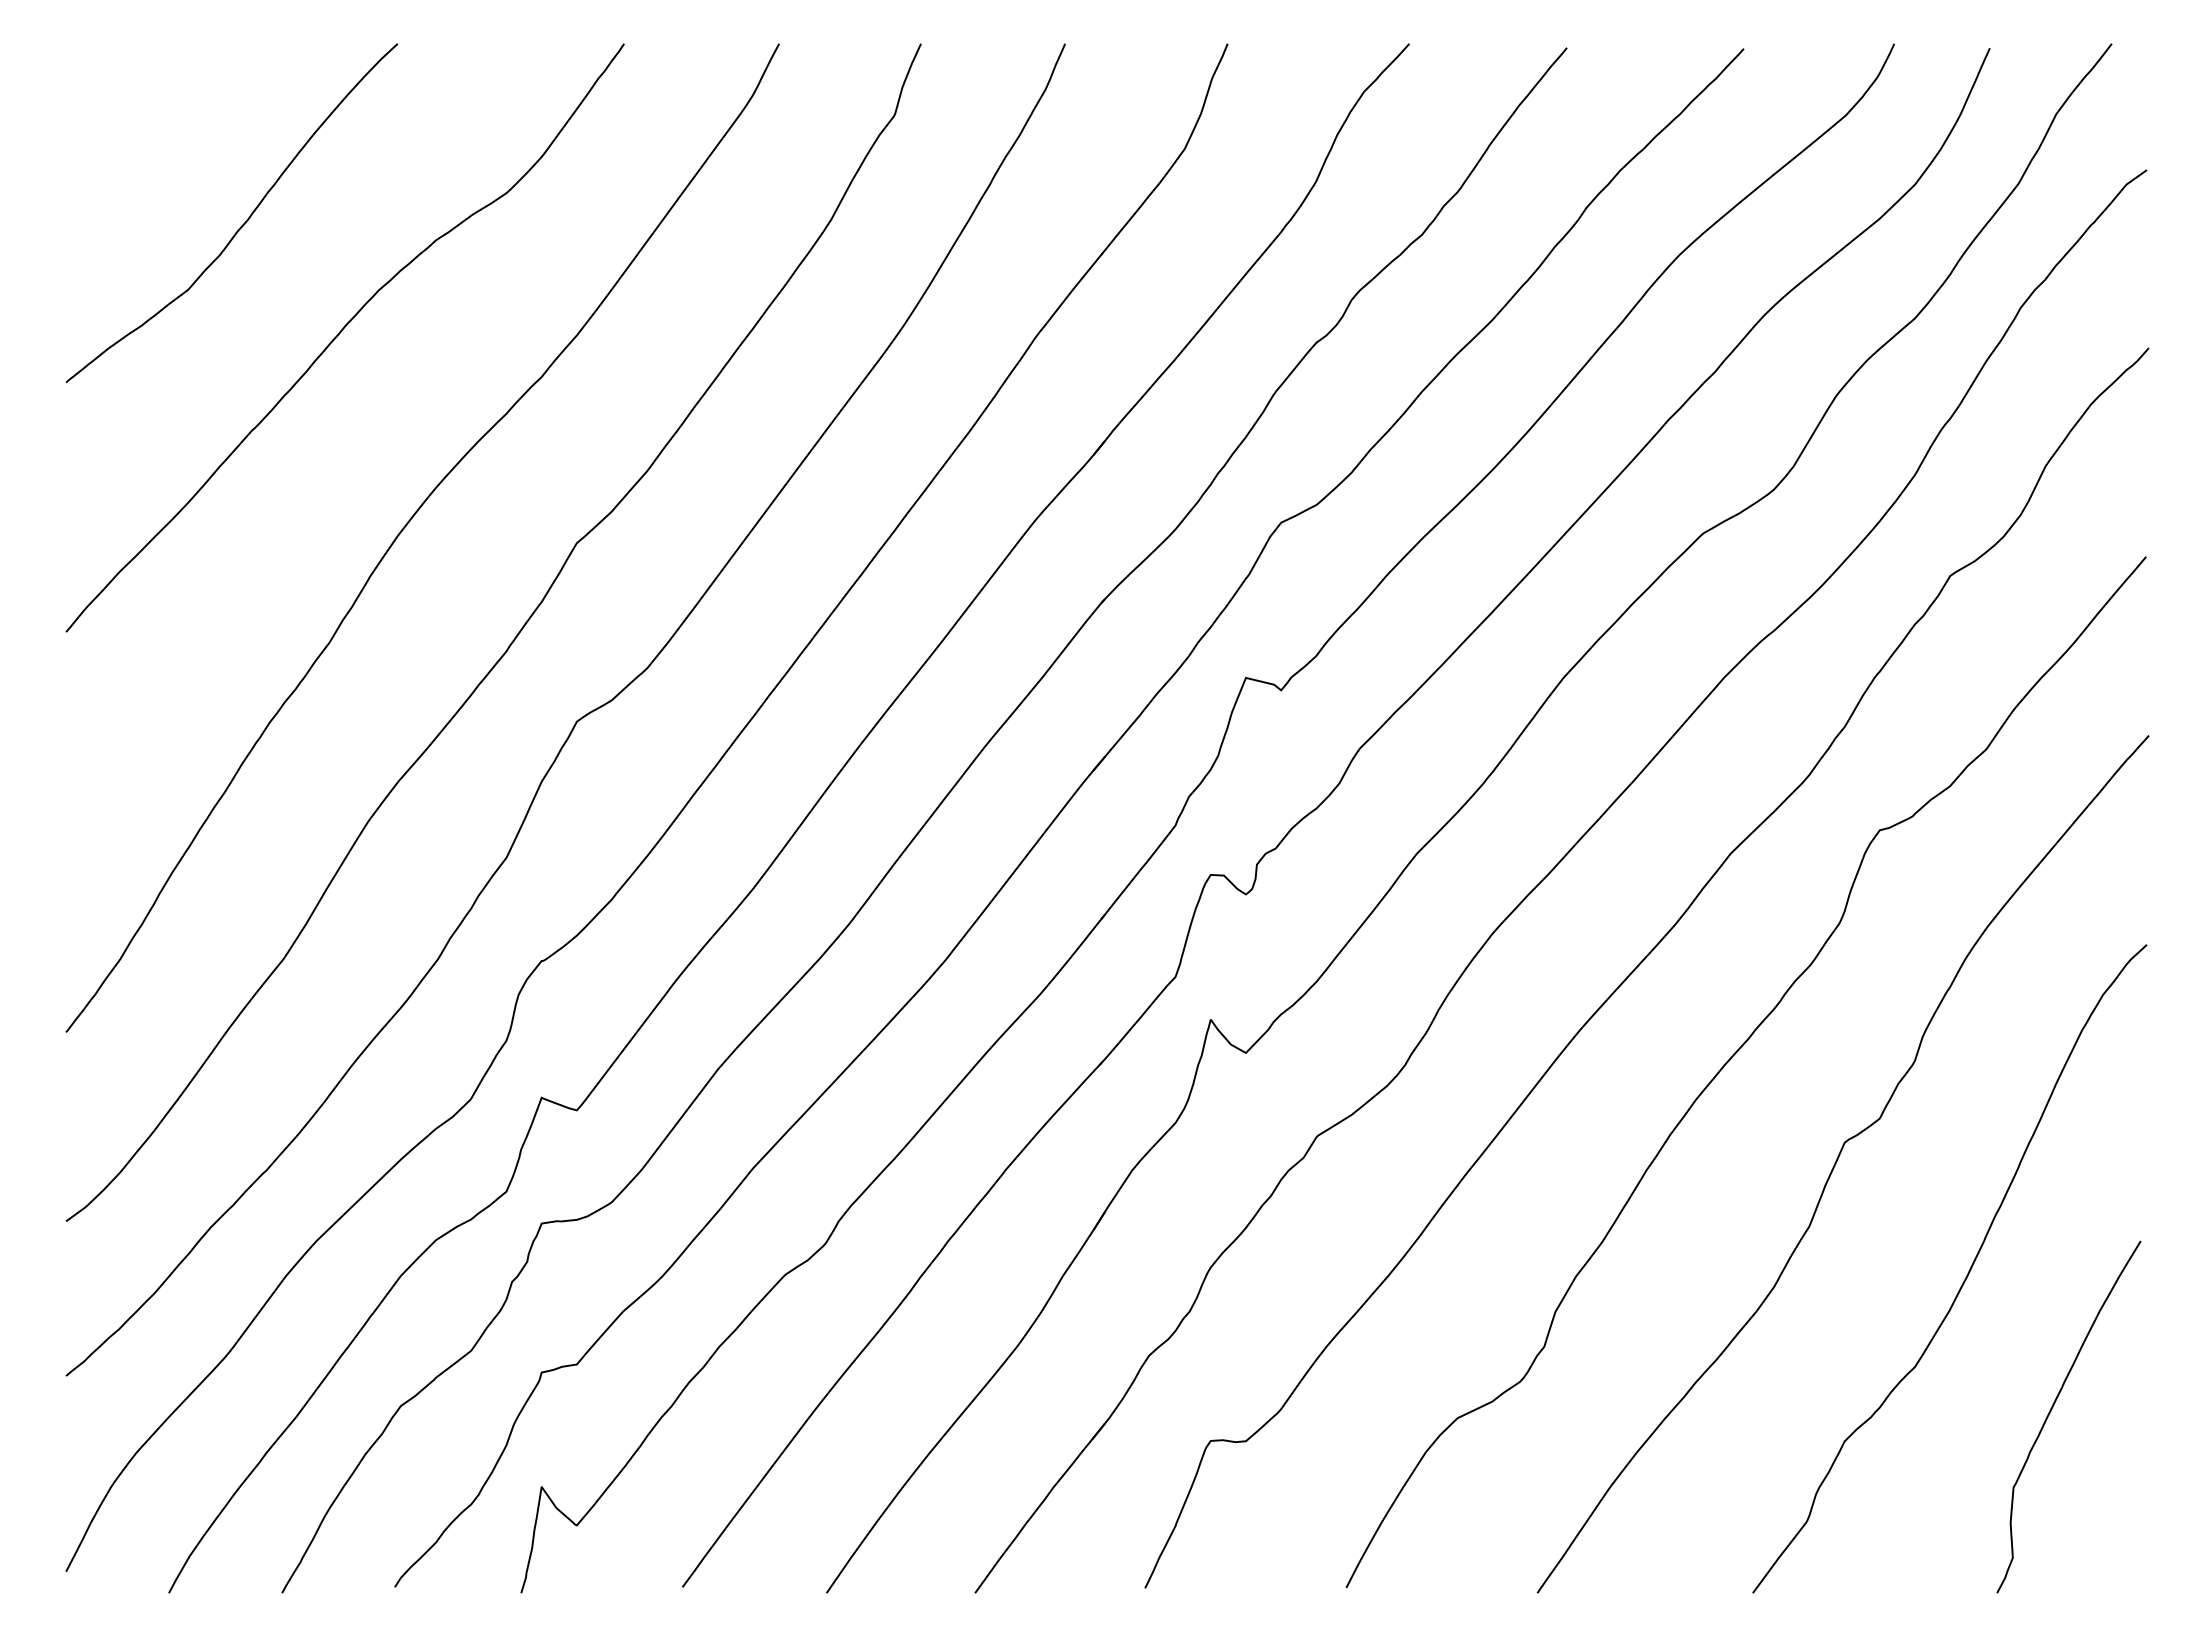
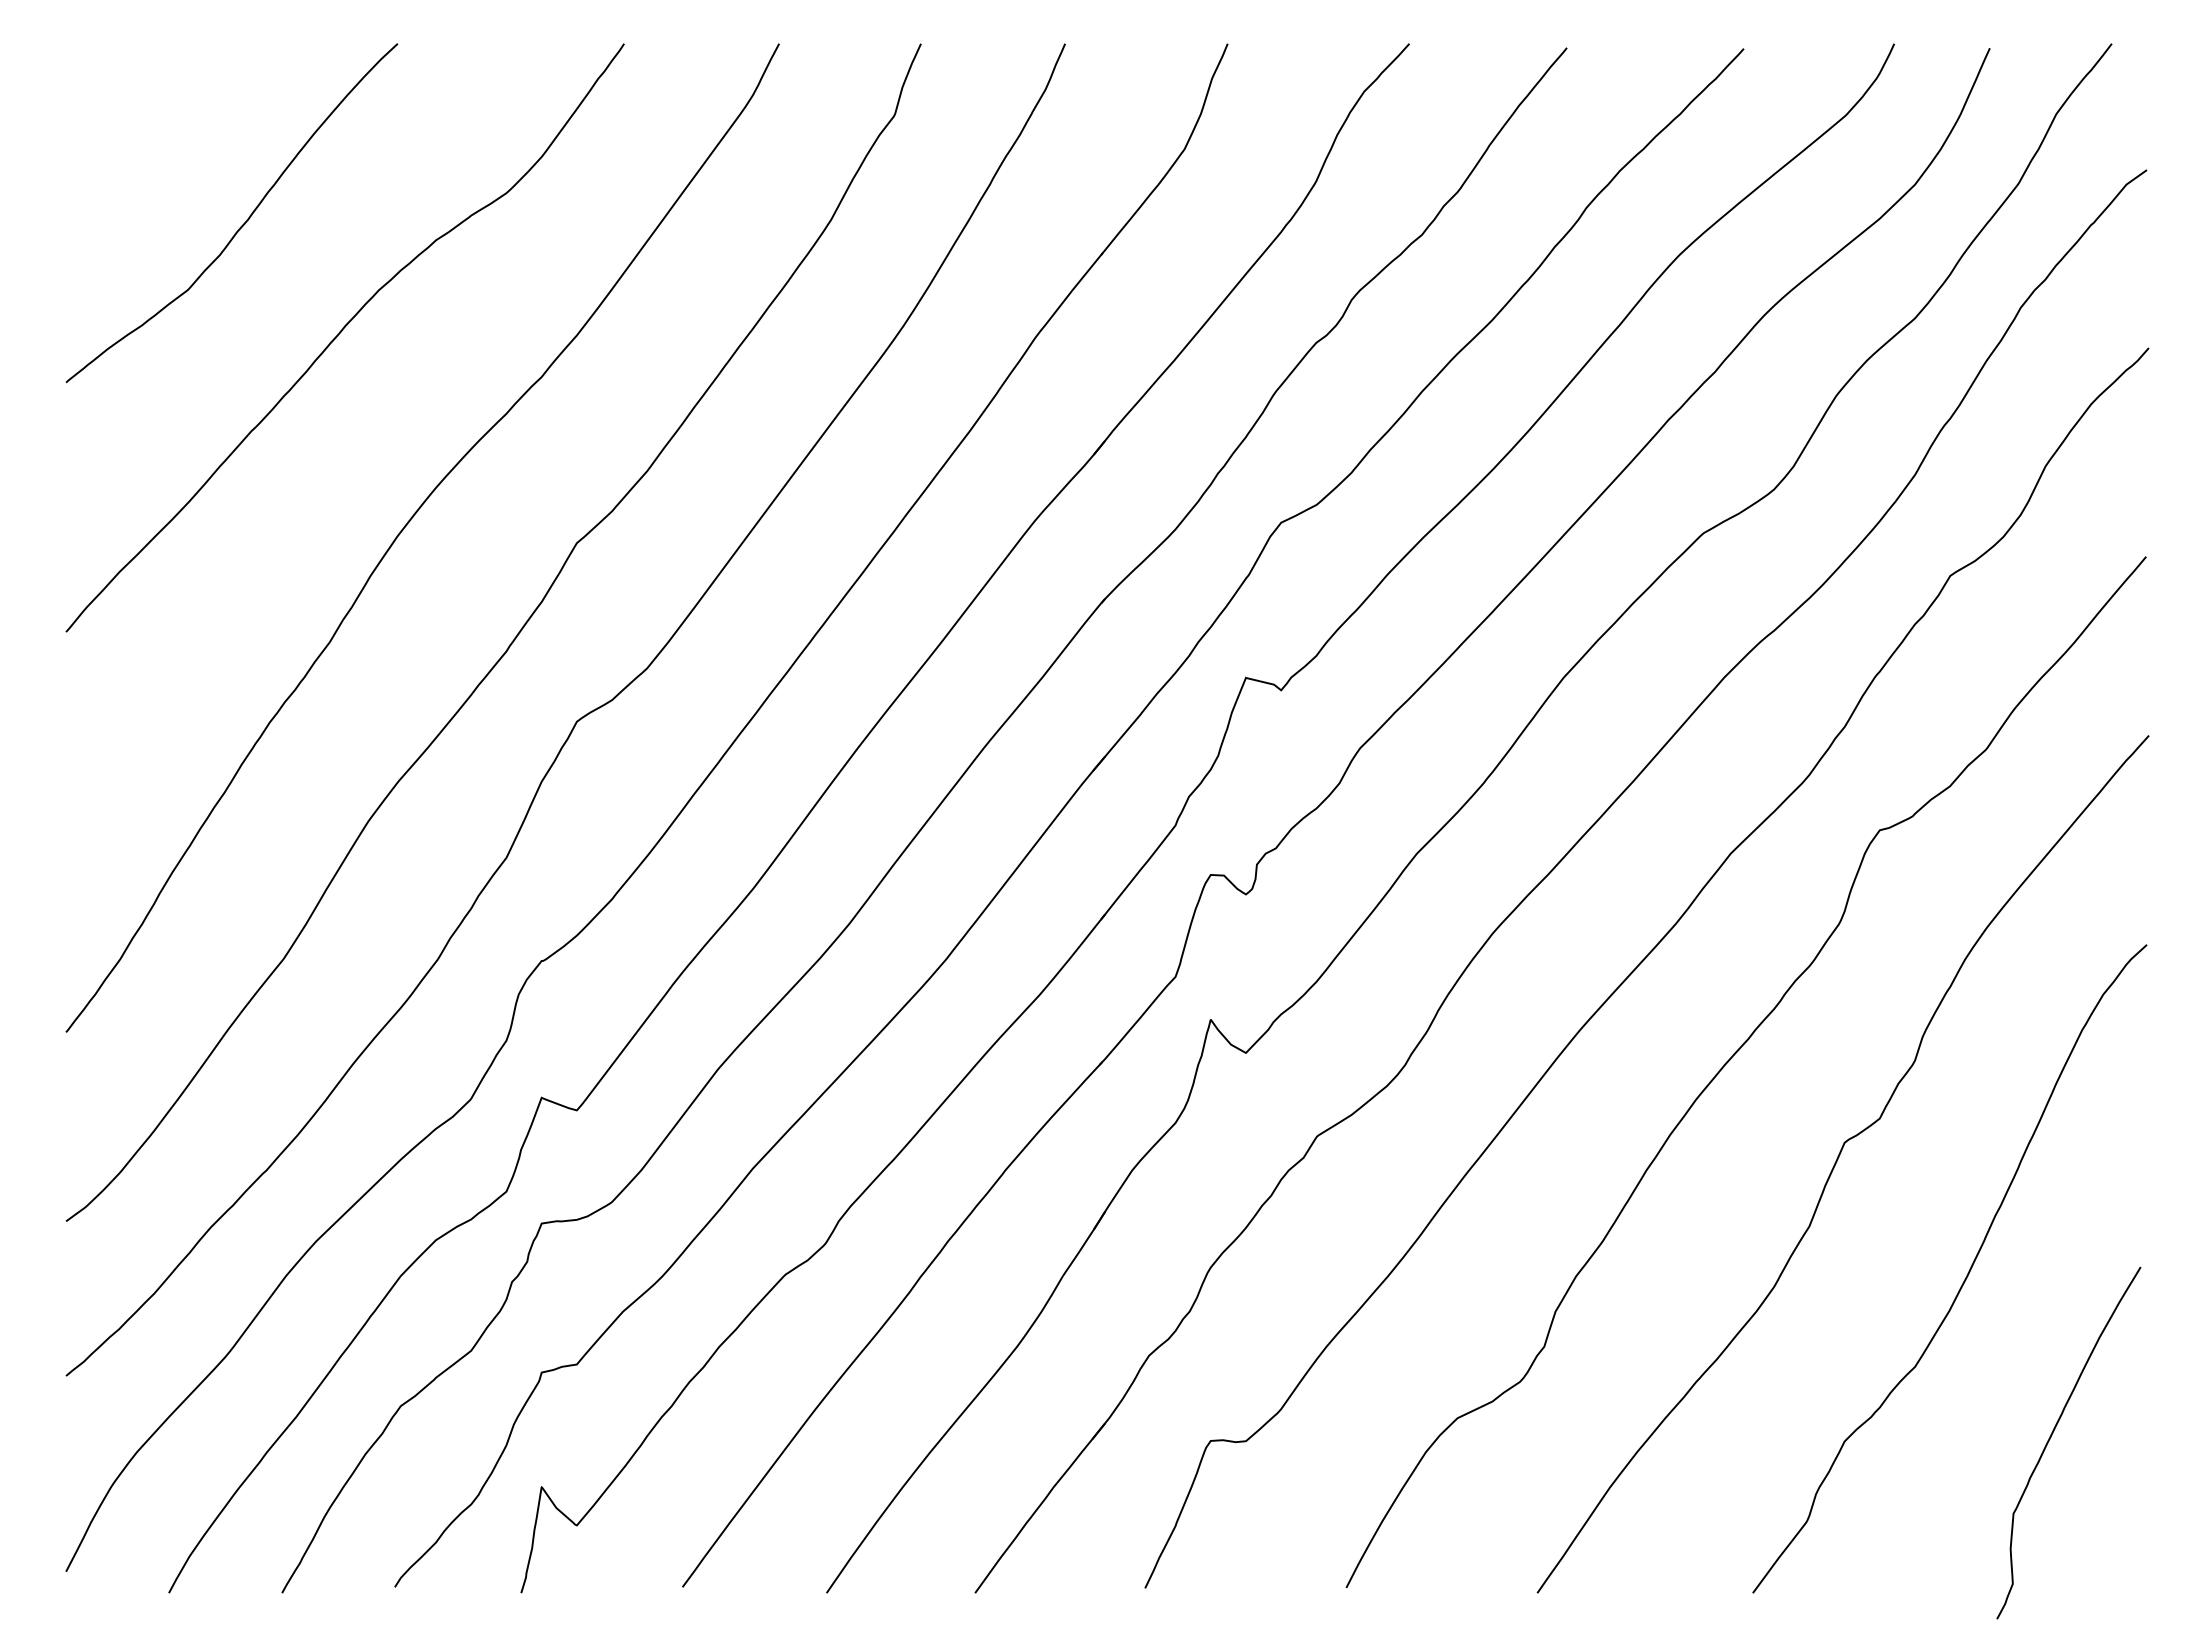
curve position: (2052, 1409) -> (2052, 1435) (2052, 1435)
